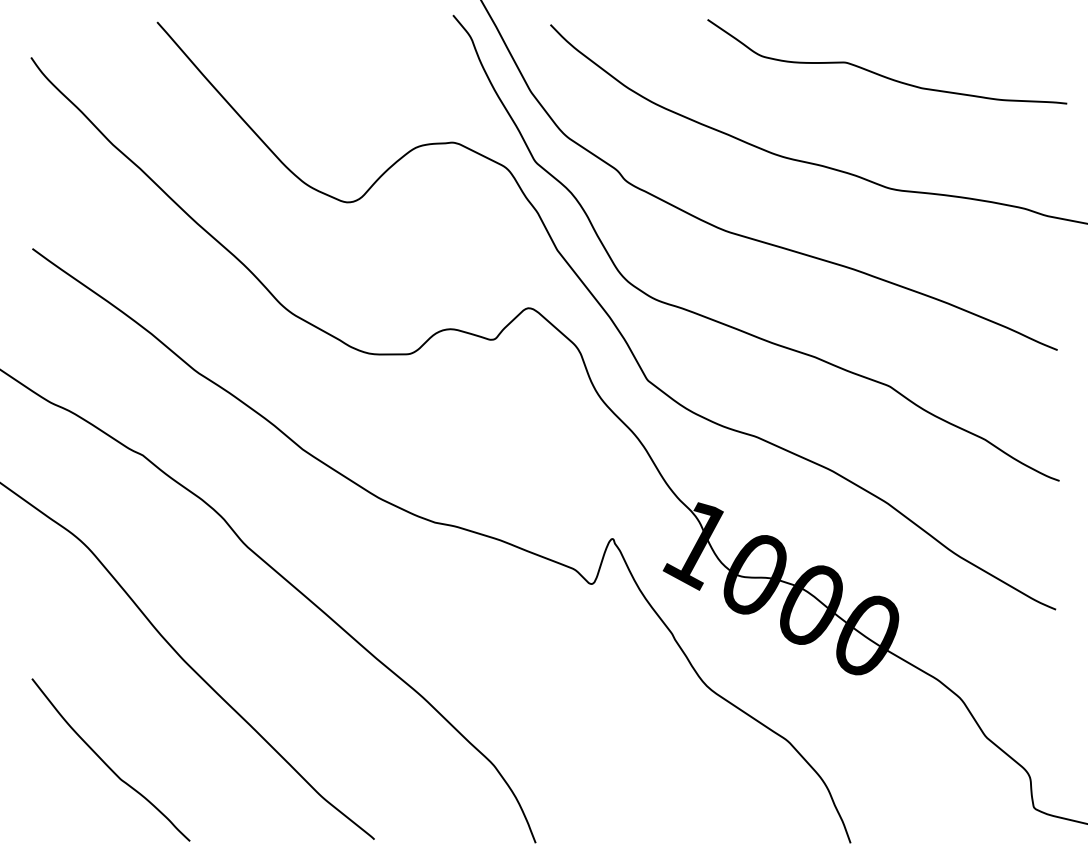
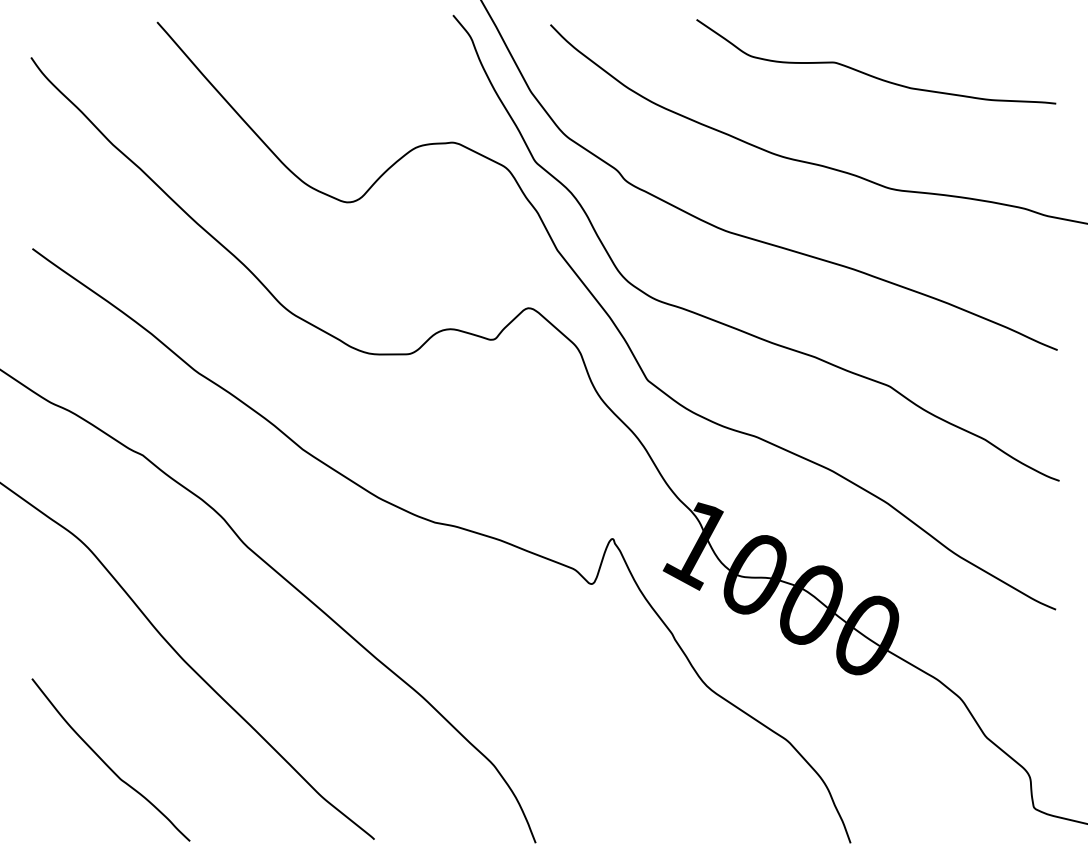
curve position: (881, 74) -> (870, 74) (870, 74)
